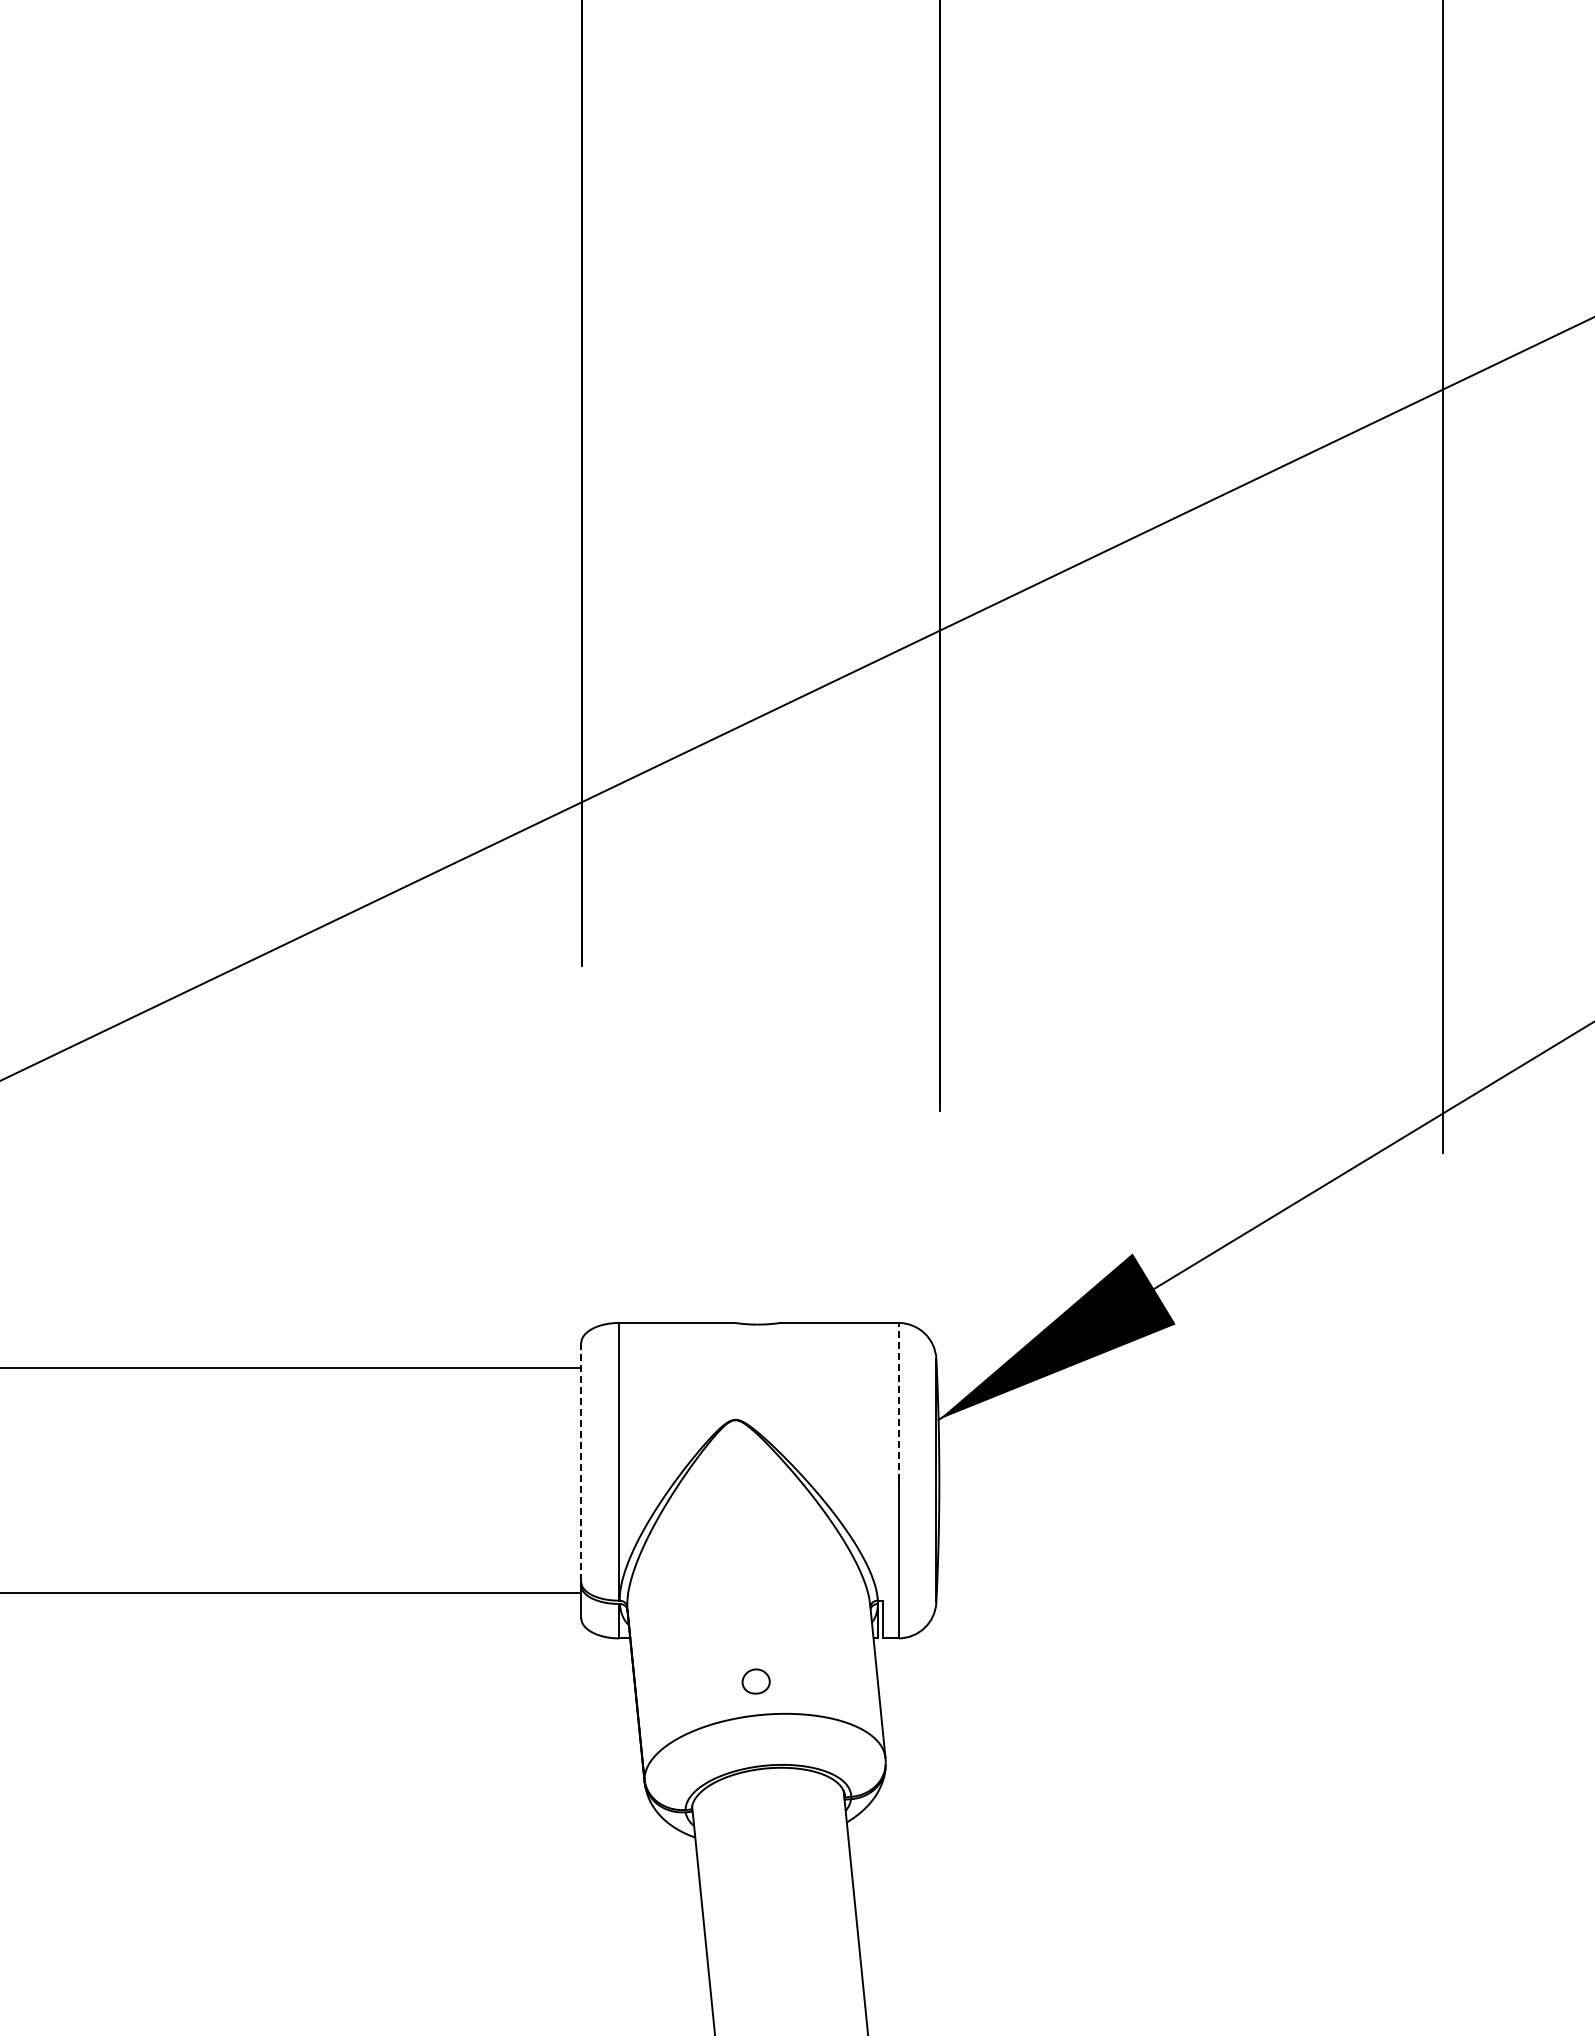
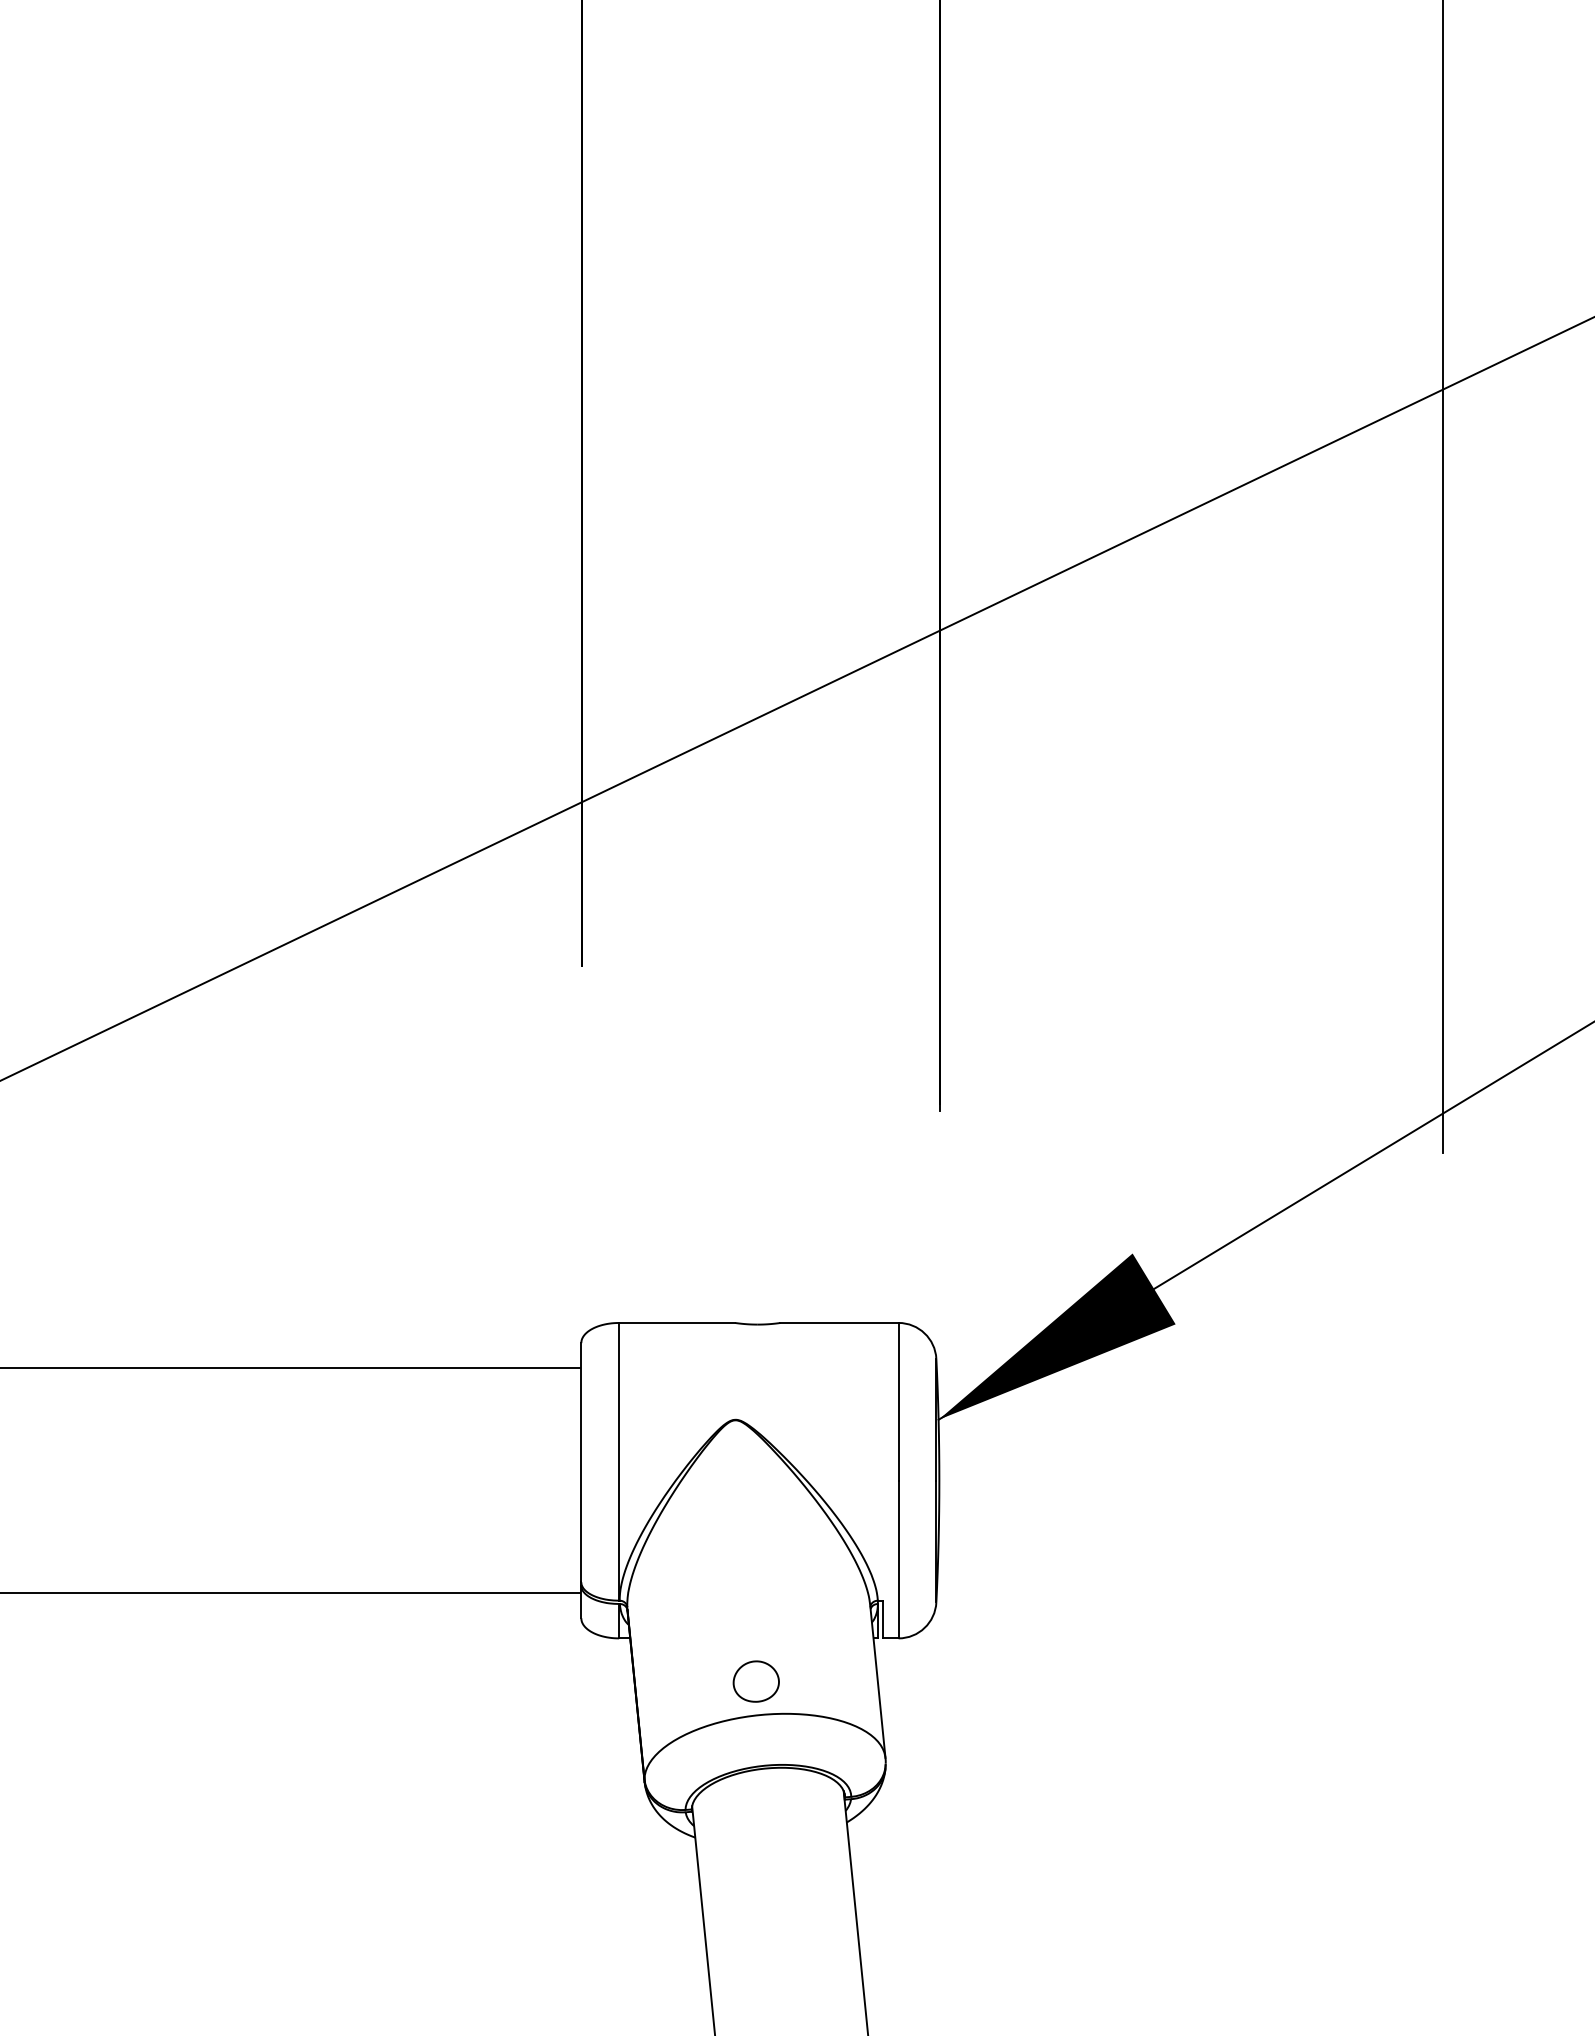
line: dashed -> solid (898, 1401)
line: dashed -> solid (581, 1462)
part size: 30x27 px -> 48x43 px (755, 1681)
